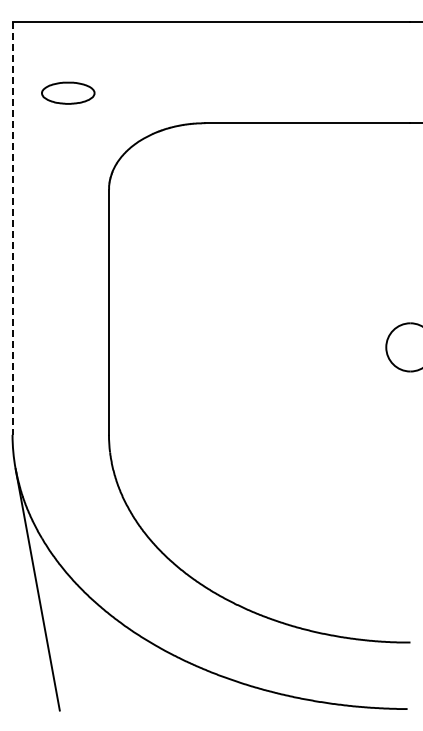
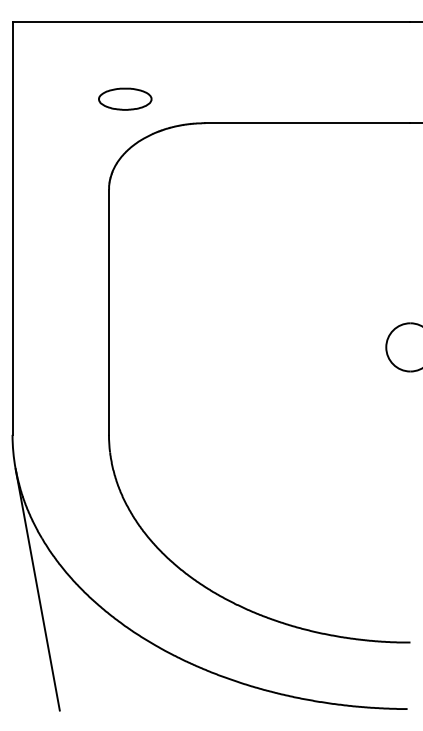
part position: (68, 92) -> (125, 98) (125, 98)
line: dashed -> solid (12, 228)
